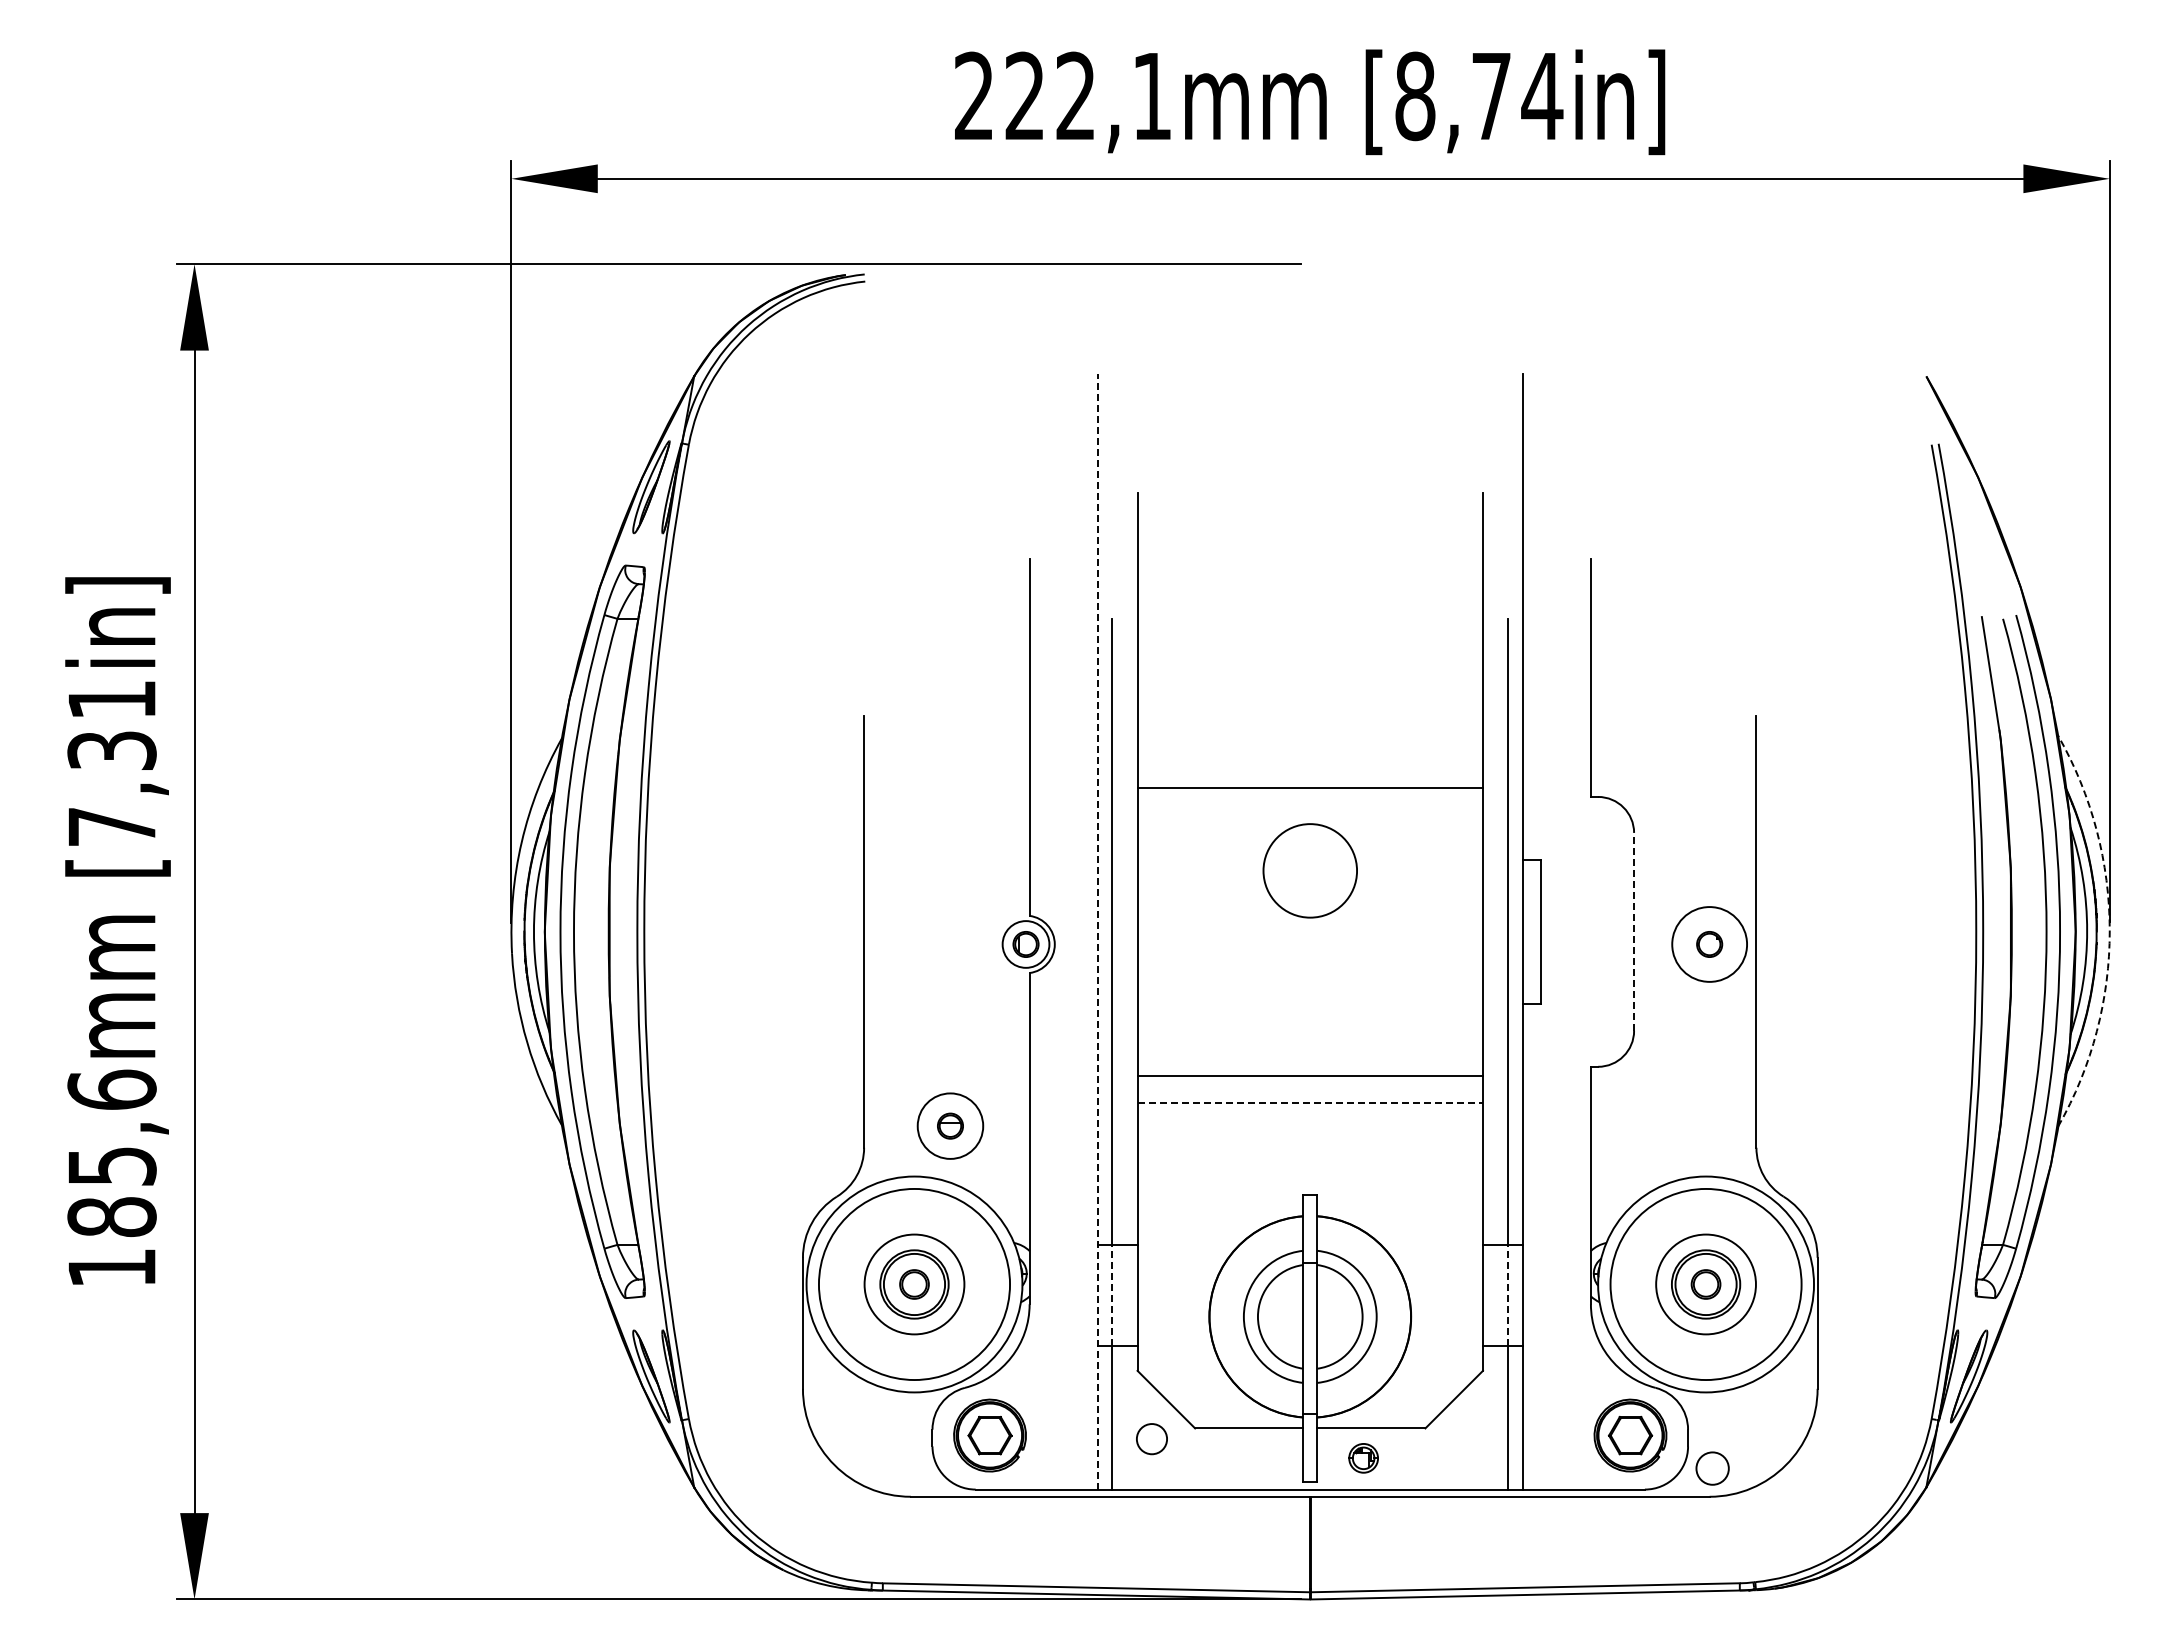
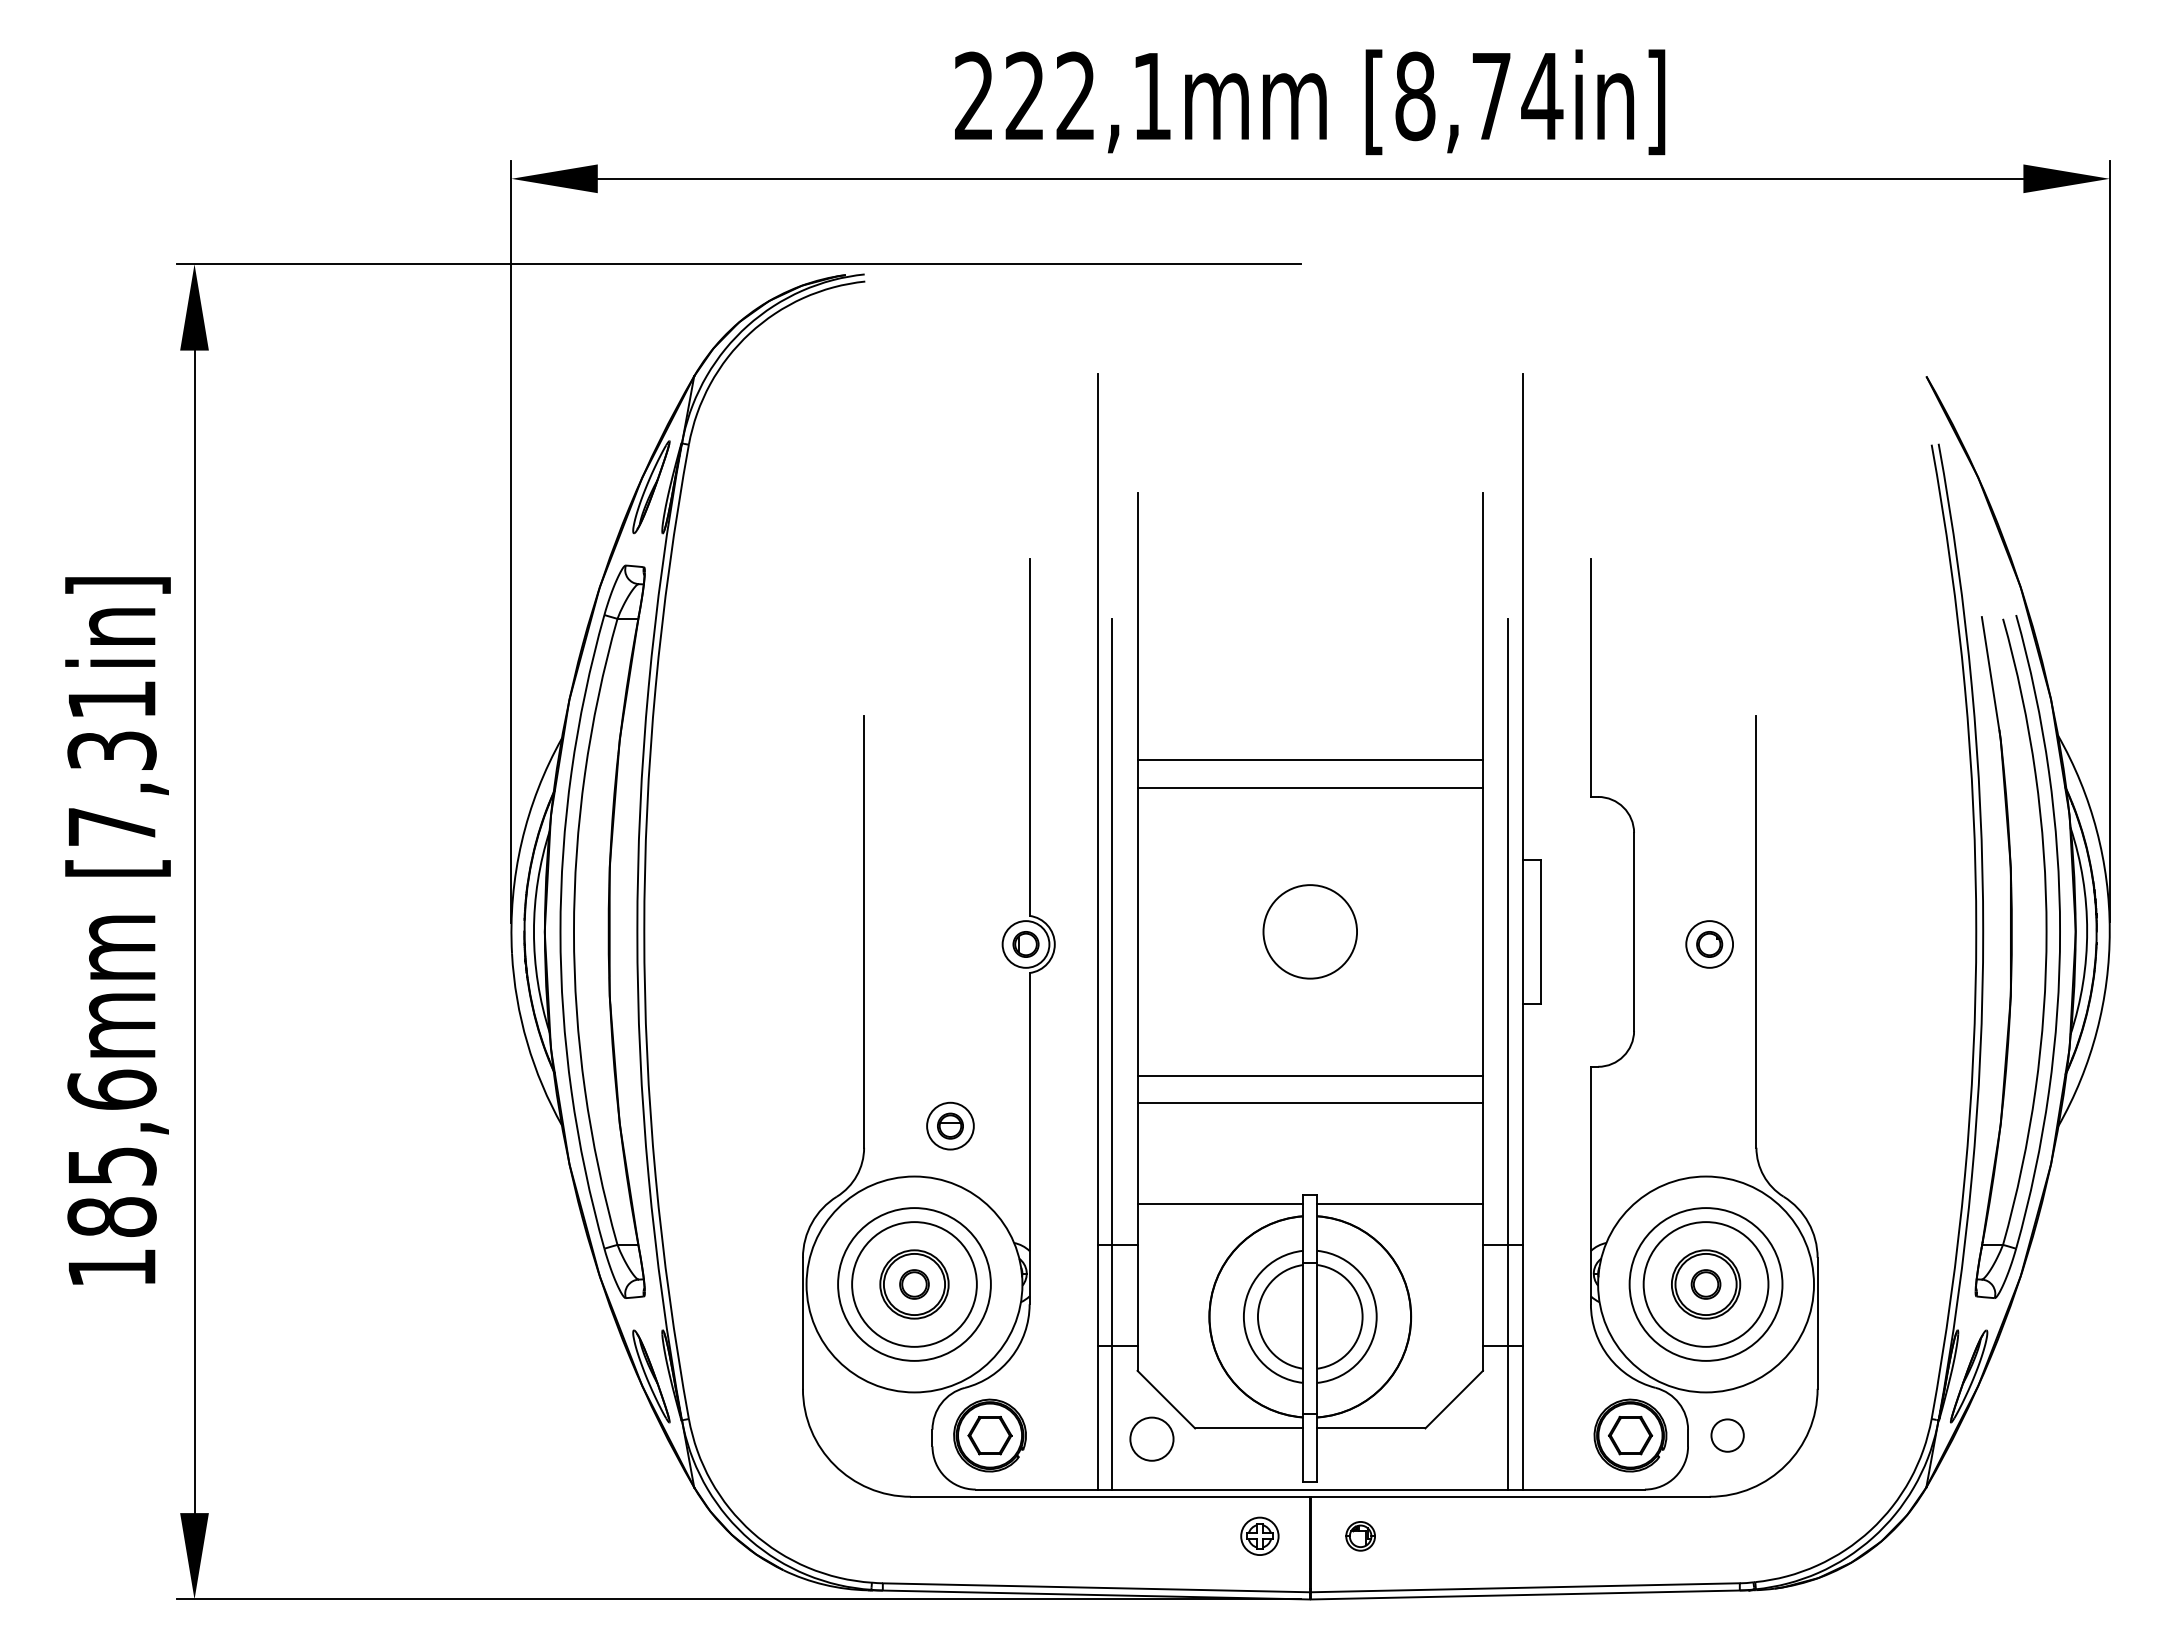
line: none -> present (1309, 760)
circle position: (1309, 870) -> (1309, 931) (1309, 931)
arc: dashed -> solid (2109, 930)
line: dashed -> solid (1098, 931)
line: dashed -> solid (1634, 931)
circle diameter: 75 px -> 47 px (1709, 944)
line: dashed -> solid (1310, 1103)
circle diameter: 65 px -> 47 px (950, 1125)
line: none -> present (1220, 1204)
line: none -> present (1399, 1204)
circle diameter: 100 px -> 125 px (914, 1284)
circle diameter: 191 px -> 153 px (914, 1284)
circle diameter: 100 px -> 125 px (1705, 1284)
circle diameter: 191 px -> 153 px (1705, 1284)
line: dashed -> solid (1112, 1294)
line: dashed -> solid (1508, 1294)
circle size: 32x33 px -> 46x46 px (1151, 1438)
part position: (1363, 1458) -> (1360, 1536) (1360, 1536)
circle position: (1712, 1468) -> (1727, 1435) (1727, 1435)
part: none -> present (1259, 1535)
